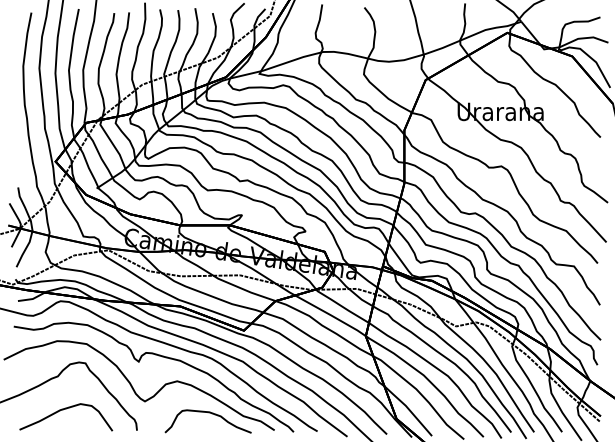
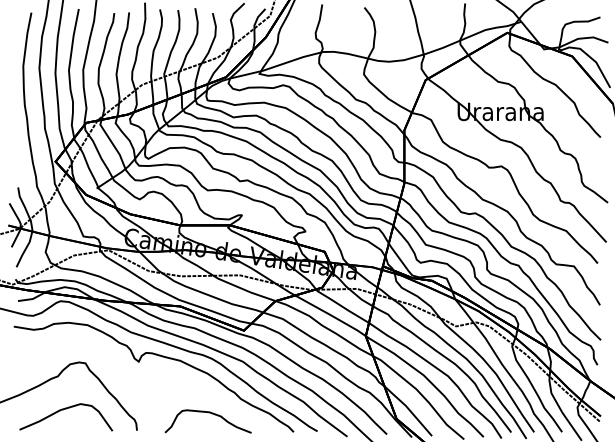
curve: present -> none (133, 387)
